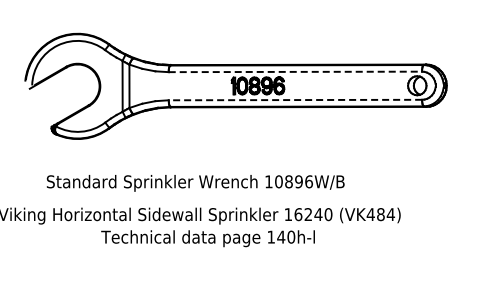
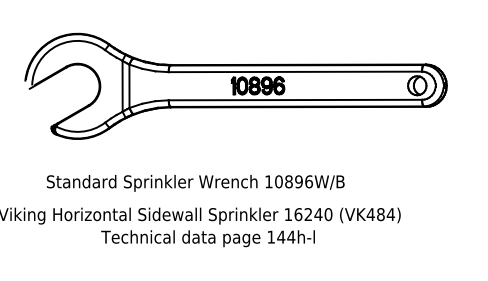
line: dashed -> solid (295, 71)
line: dashed -> solid (295, 100)
text: 140h-l -> 144h-l (291, 236)
